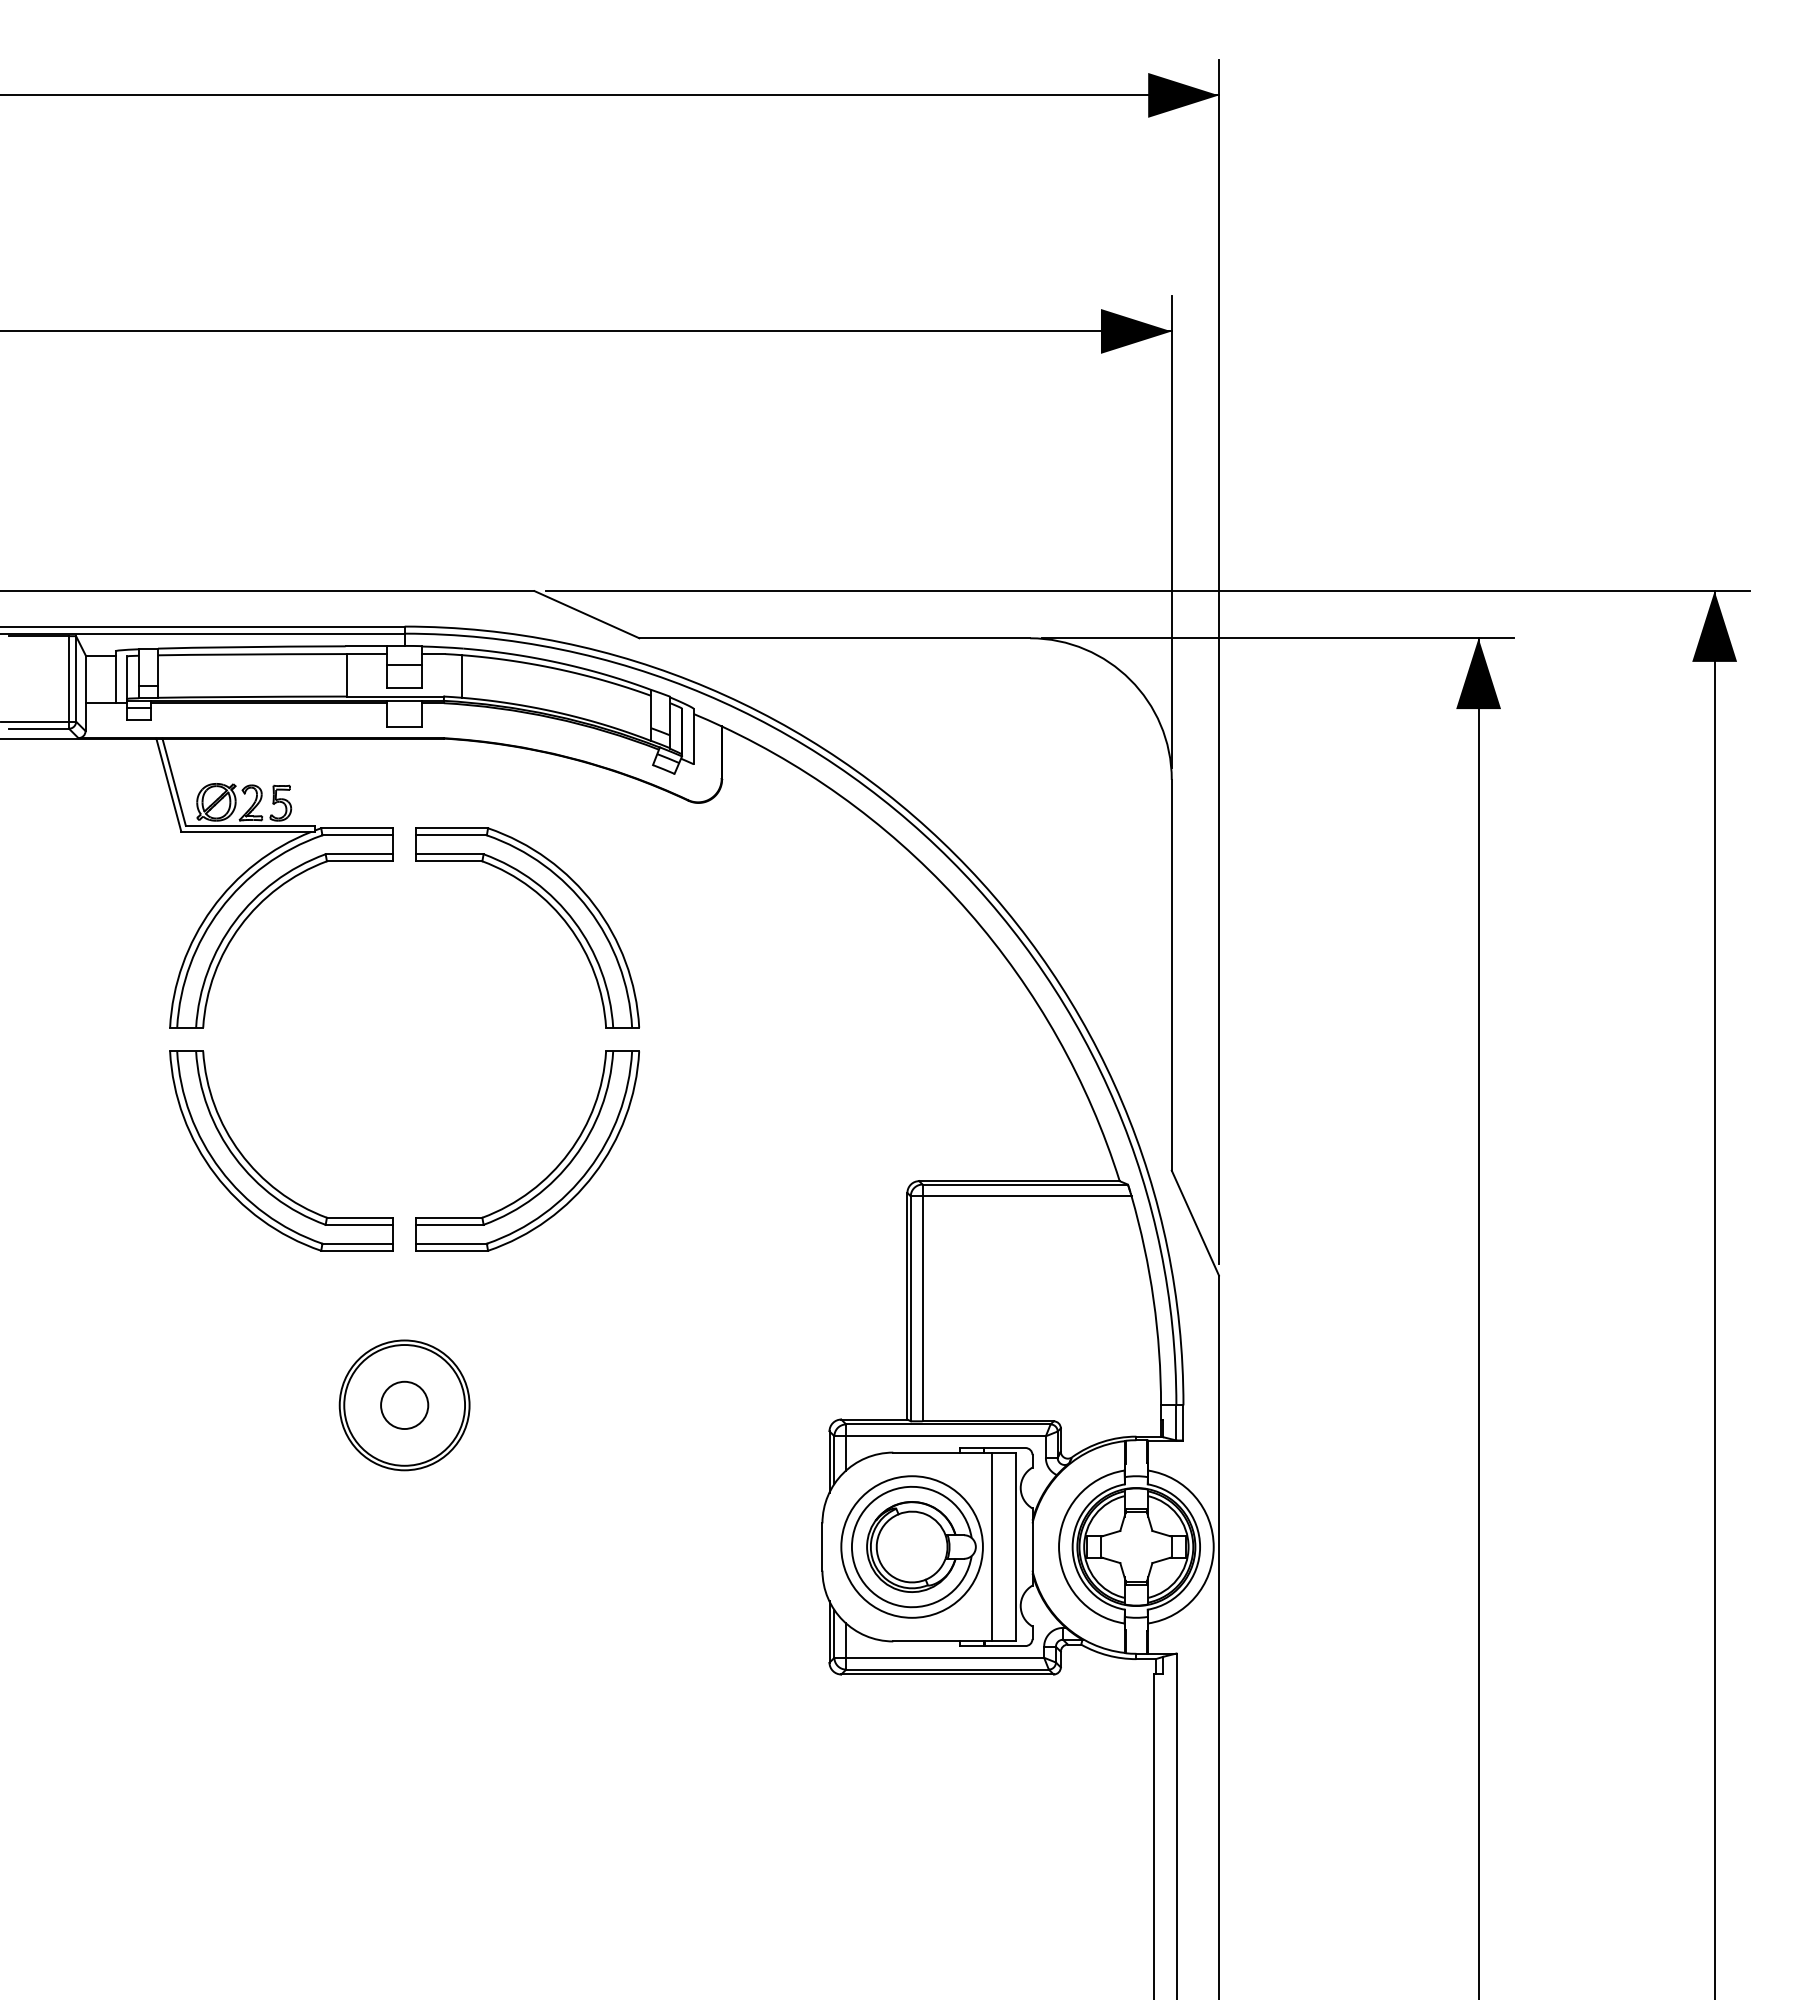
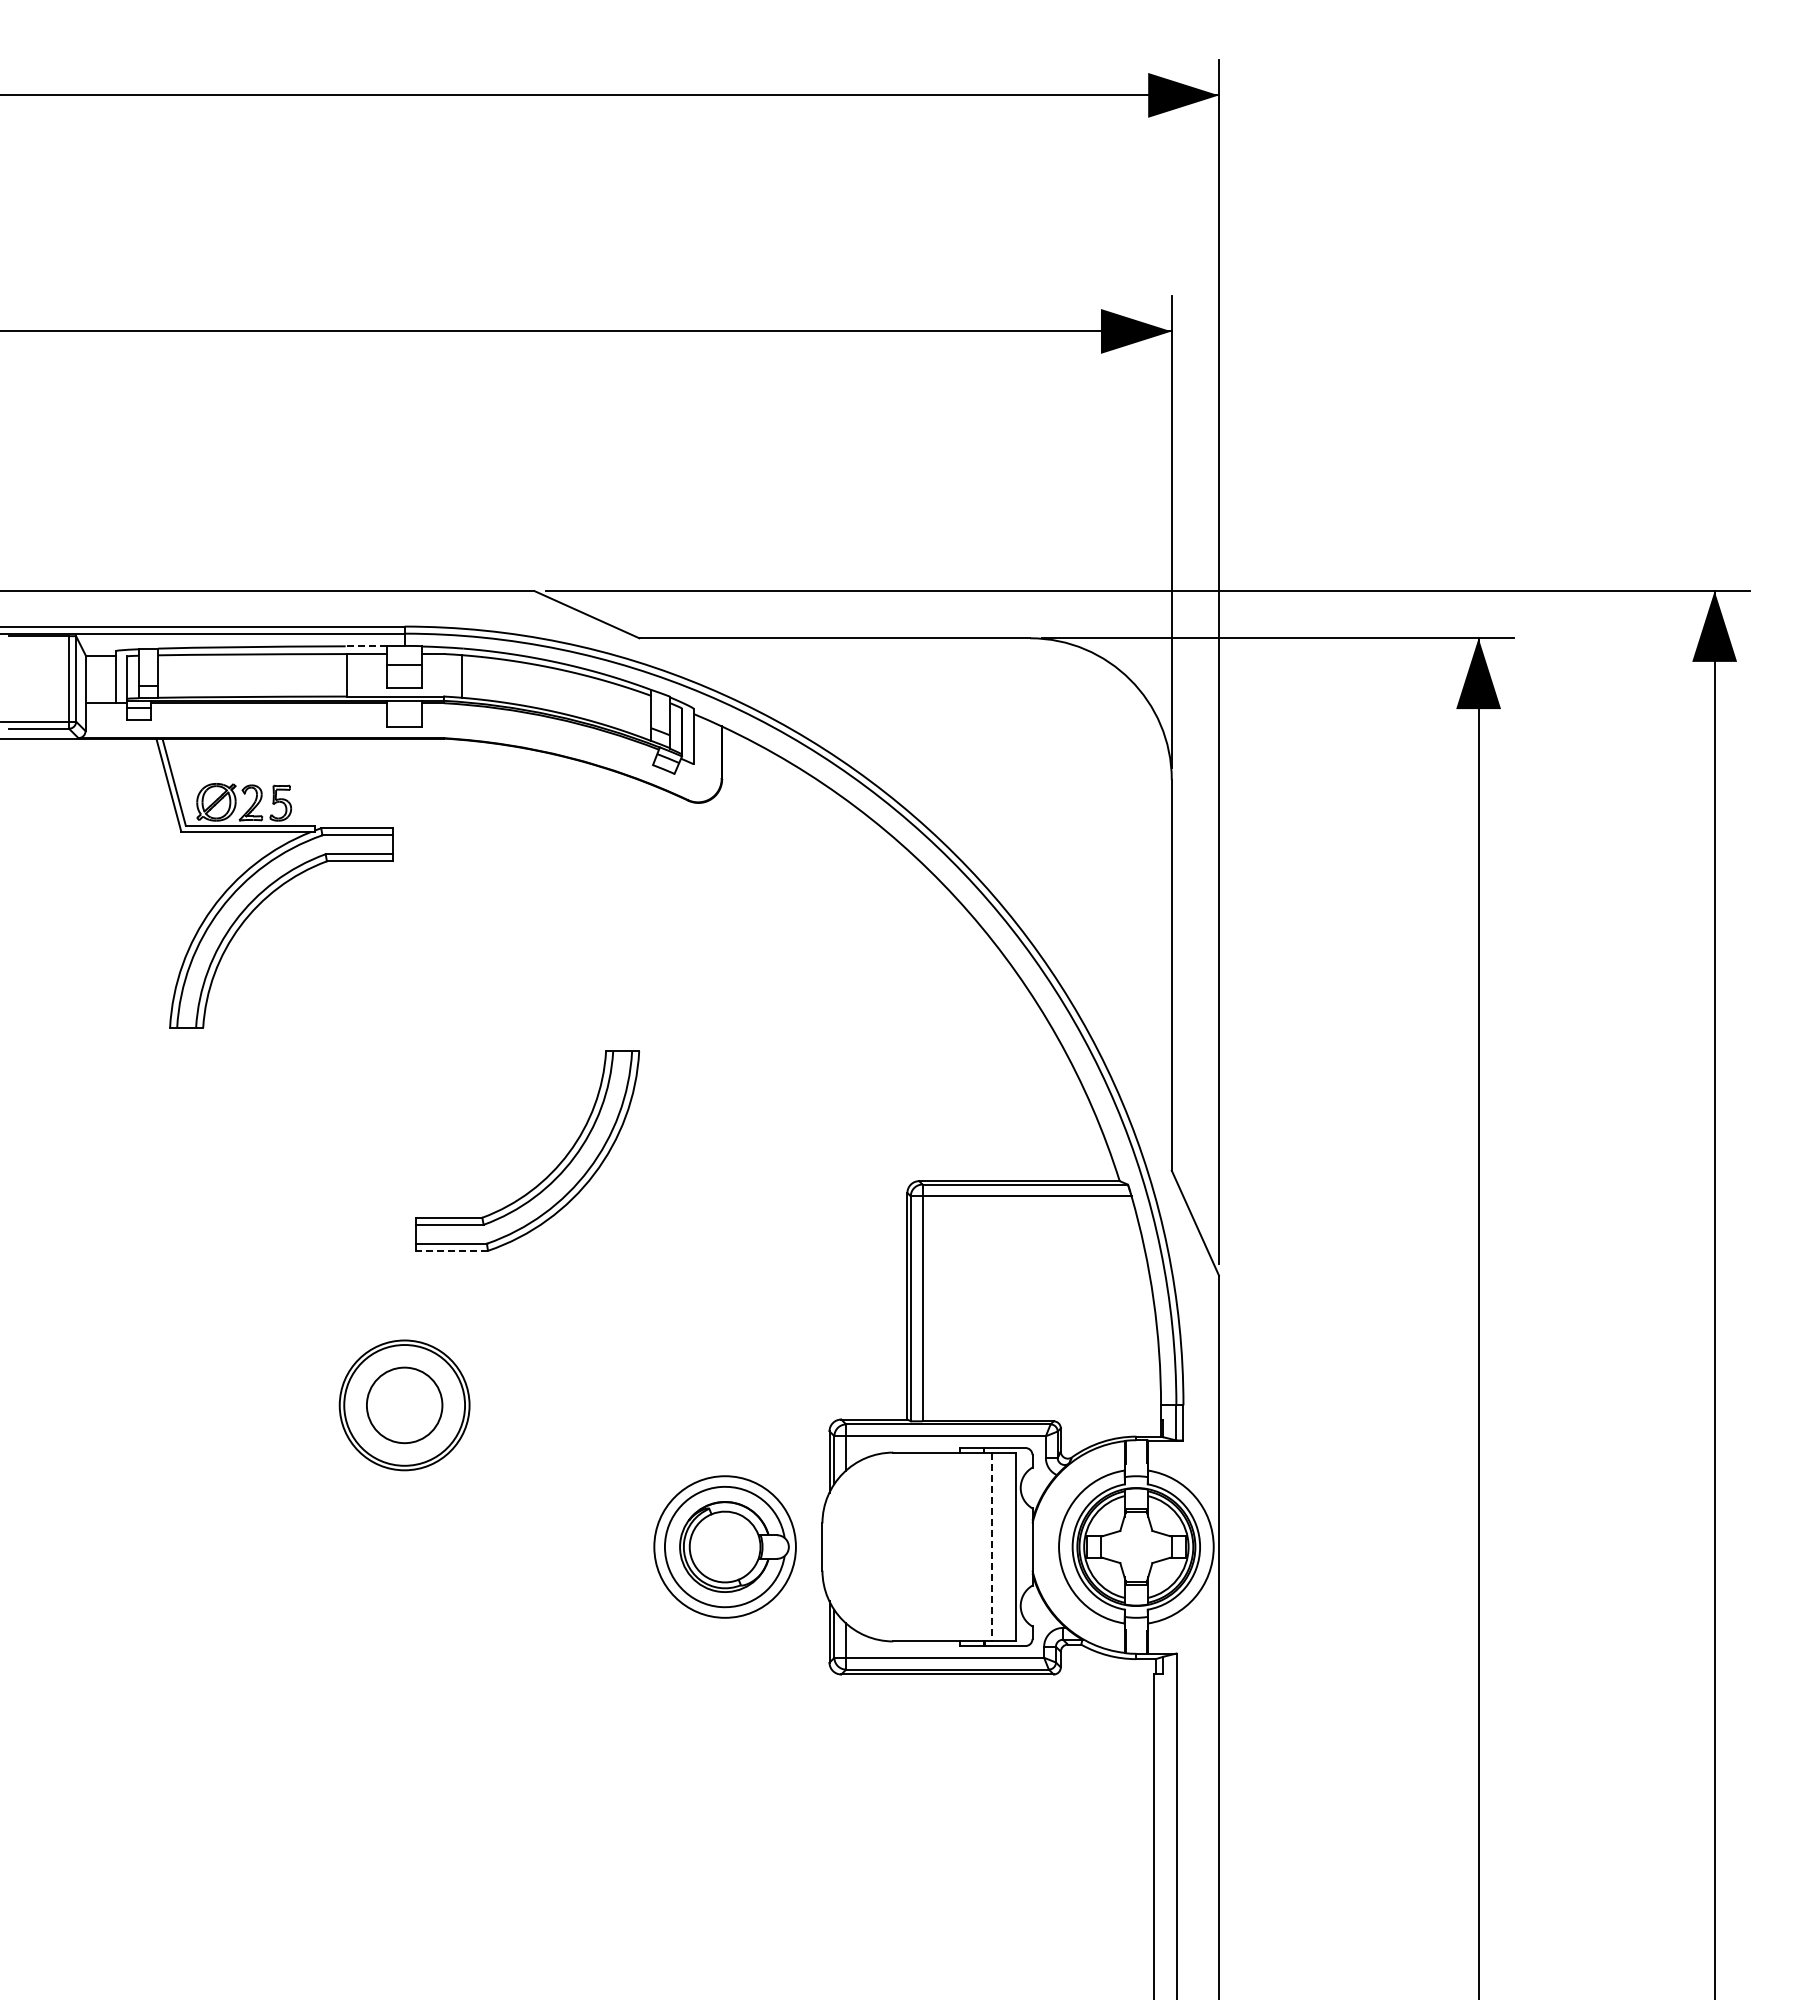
line: solid -> dashed (366, 646)
part: present -> none (549, 905)
part: present -> none (258, 1172)
line: solid -> dashed (452, 1250)
circle diameter: 47 px -> 76 px (404, 1405)
part position: (911, 1546) -> (724, 1546) (724, 1546)
line: solid -> dashed (992, 1547)
